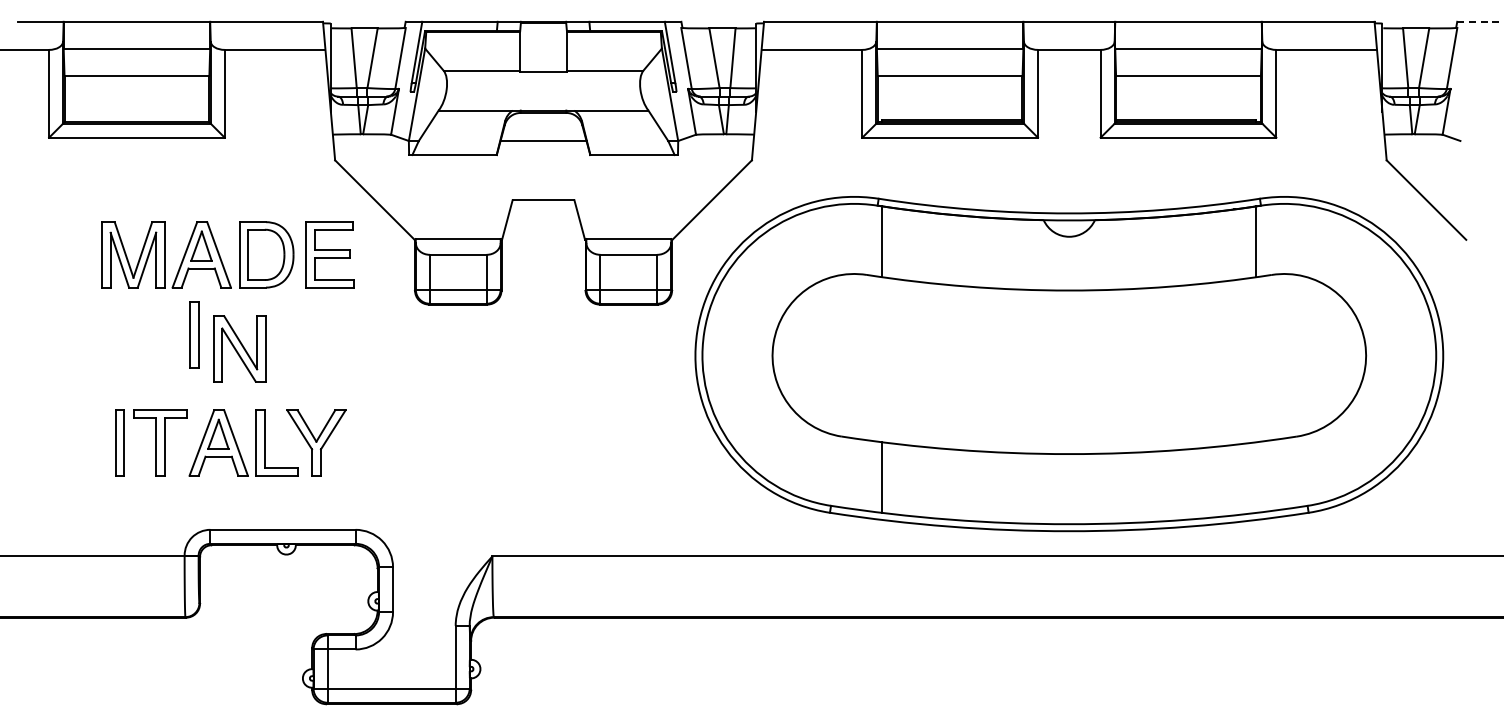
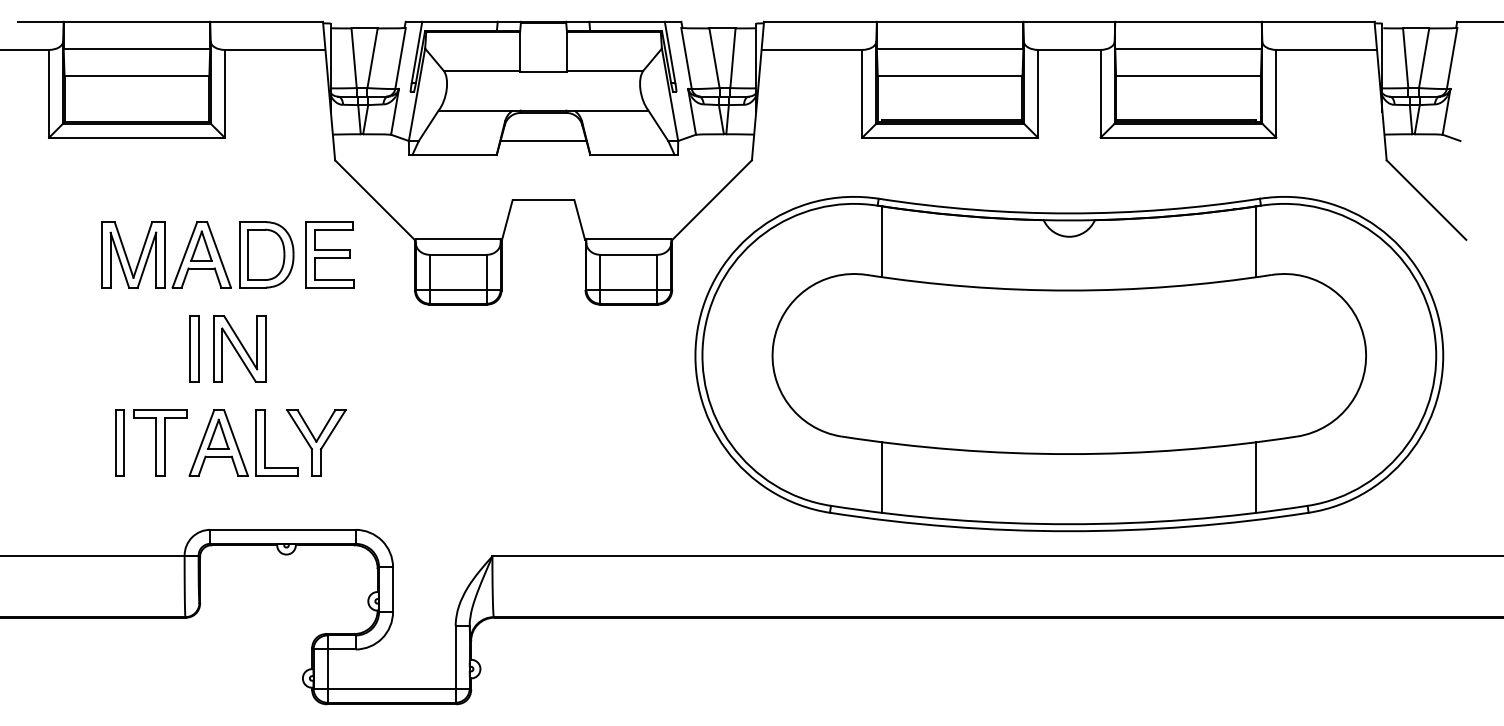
line: dashed -> solid (1480, 21)
part position: (194, 334) -> (194, 348) (194, 348)
line: none -> present (1256, 477)
